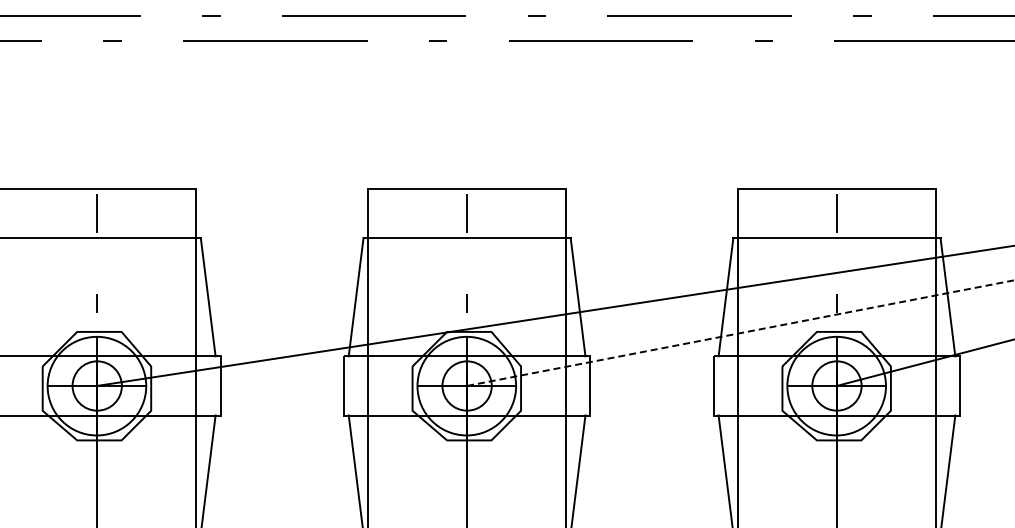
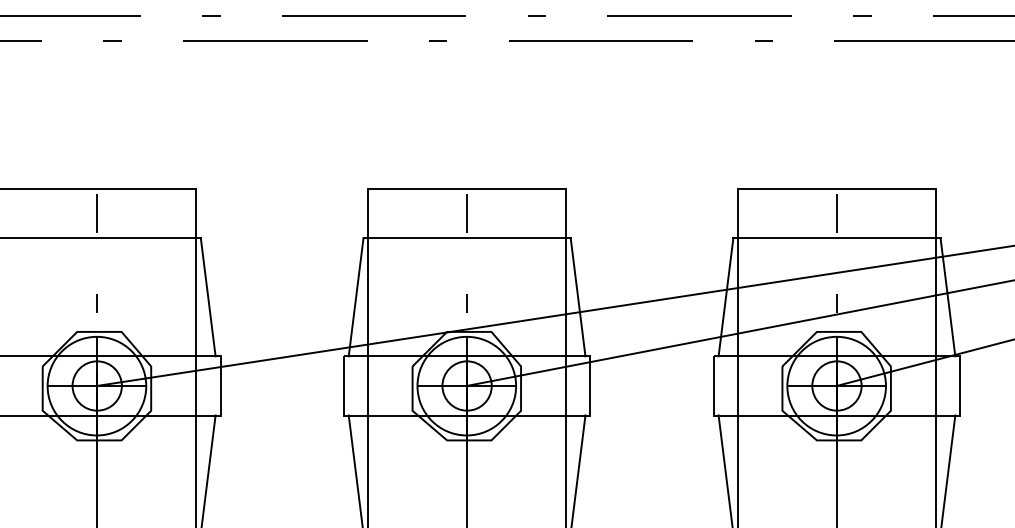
line: dashed -> solid (740, 333)
